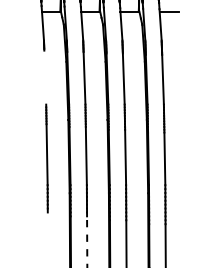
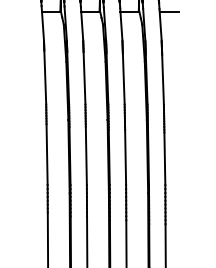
line: none -> present (45, 77)
line: none -> present (47, 238)
line: dashed -> solid (87, 241)
